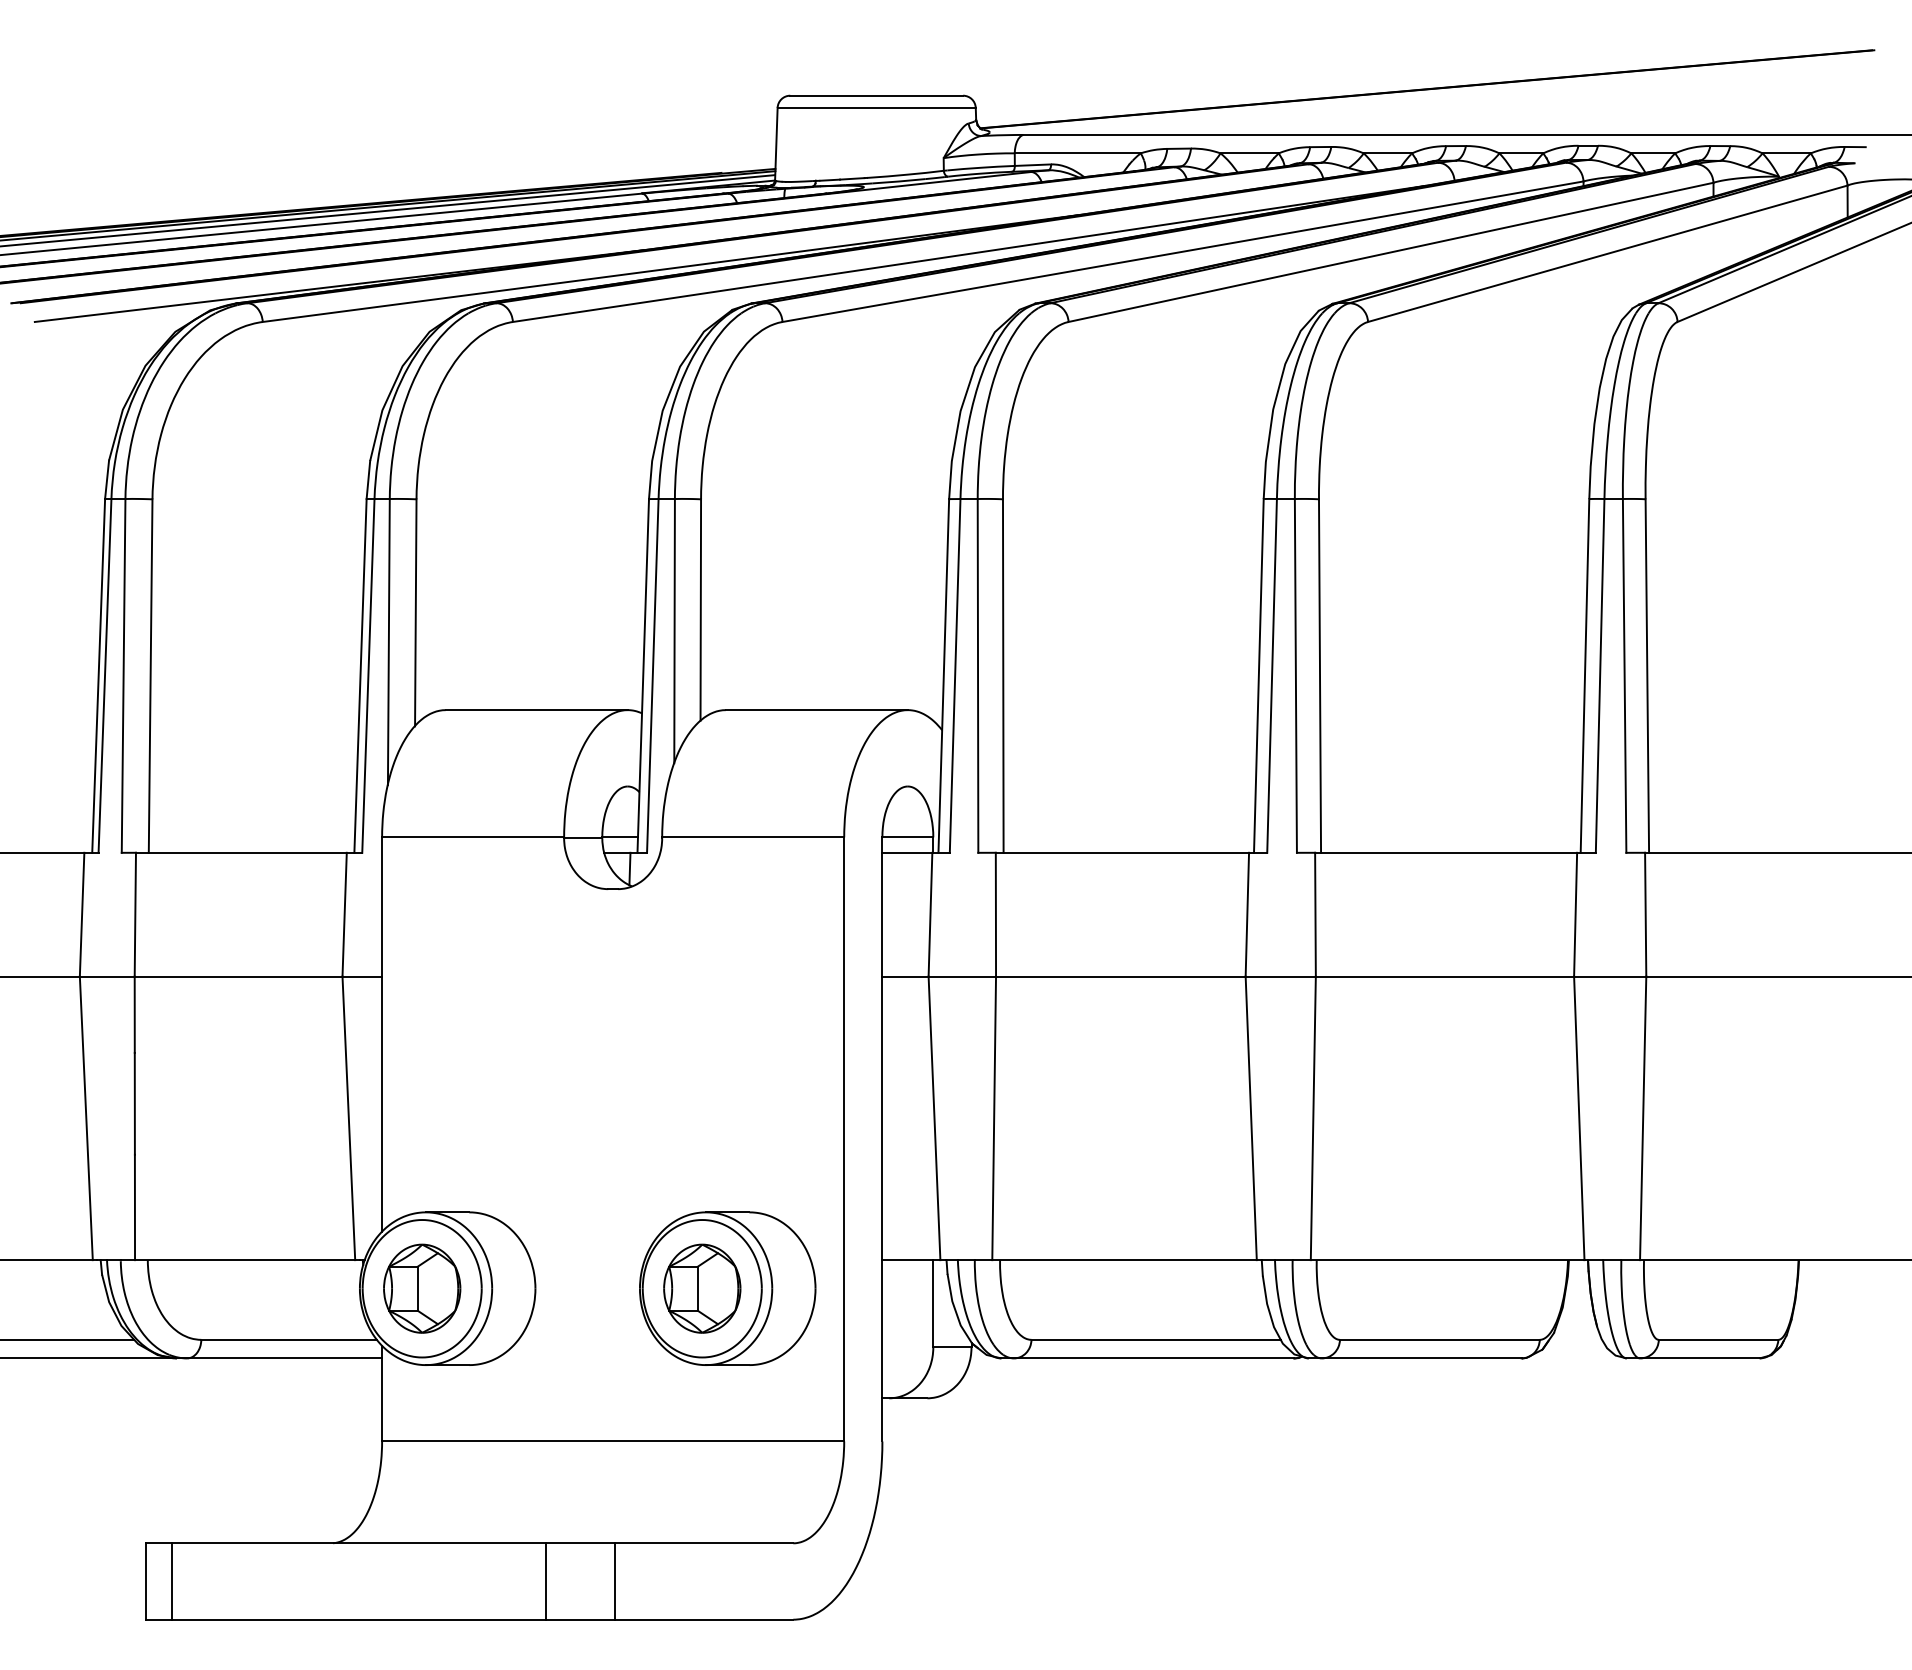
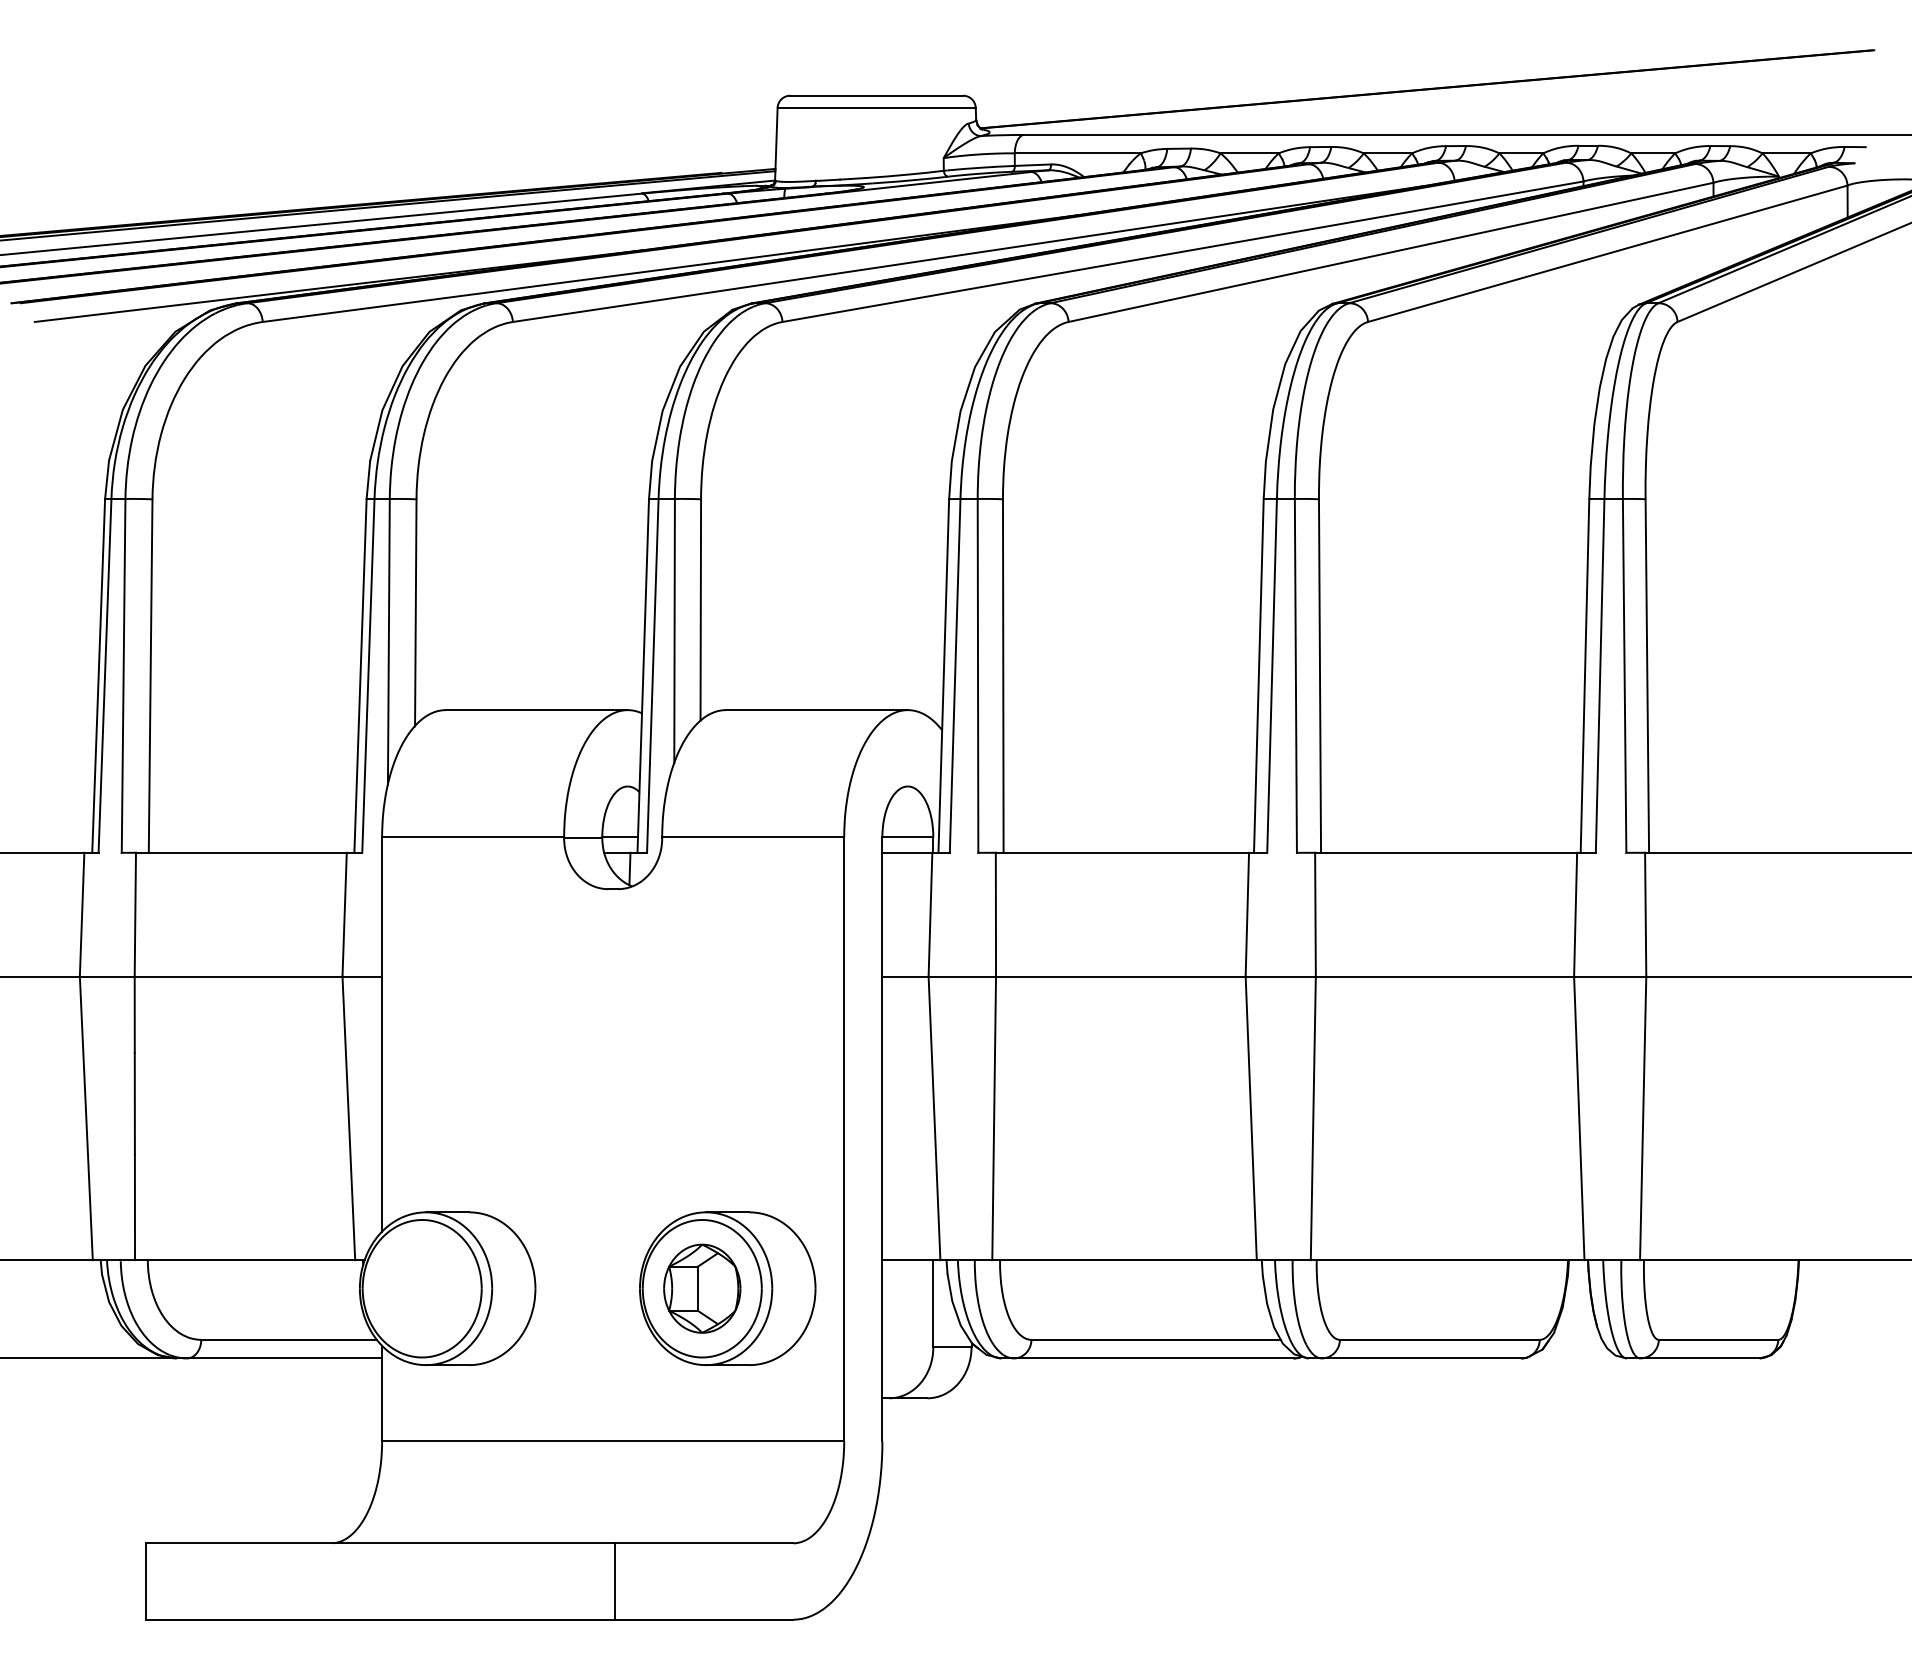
line: present -> none (388, 210)
part: present -> none (422, 1288)
line: present -> none (68, 1339)
line: present -> none (171, 1581)
line: present -> none (545, 1581)
